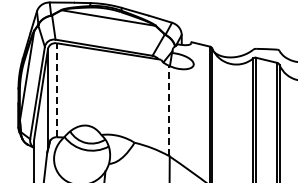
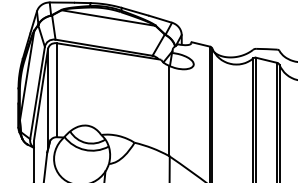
line: dashed -> solid (56, 90)
line: dashed -> solid (168, 110)
